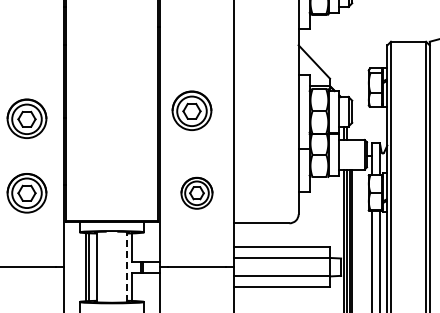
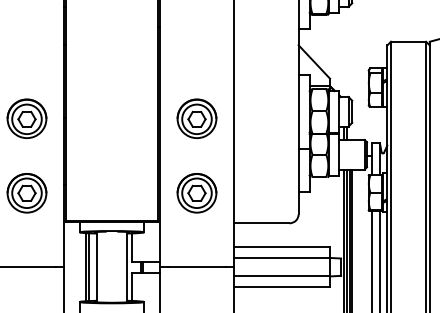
part position: (191, 110) -> (196, 118) (196, 118)
part size: 34x34 px -> 42x41 px (196, 193)
line: dashed -> solid (126, 266)
